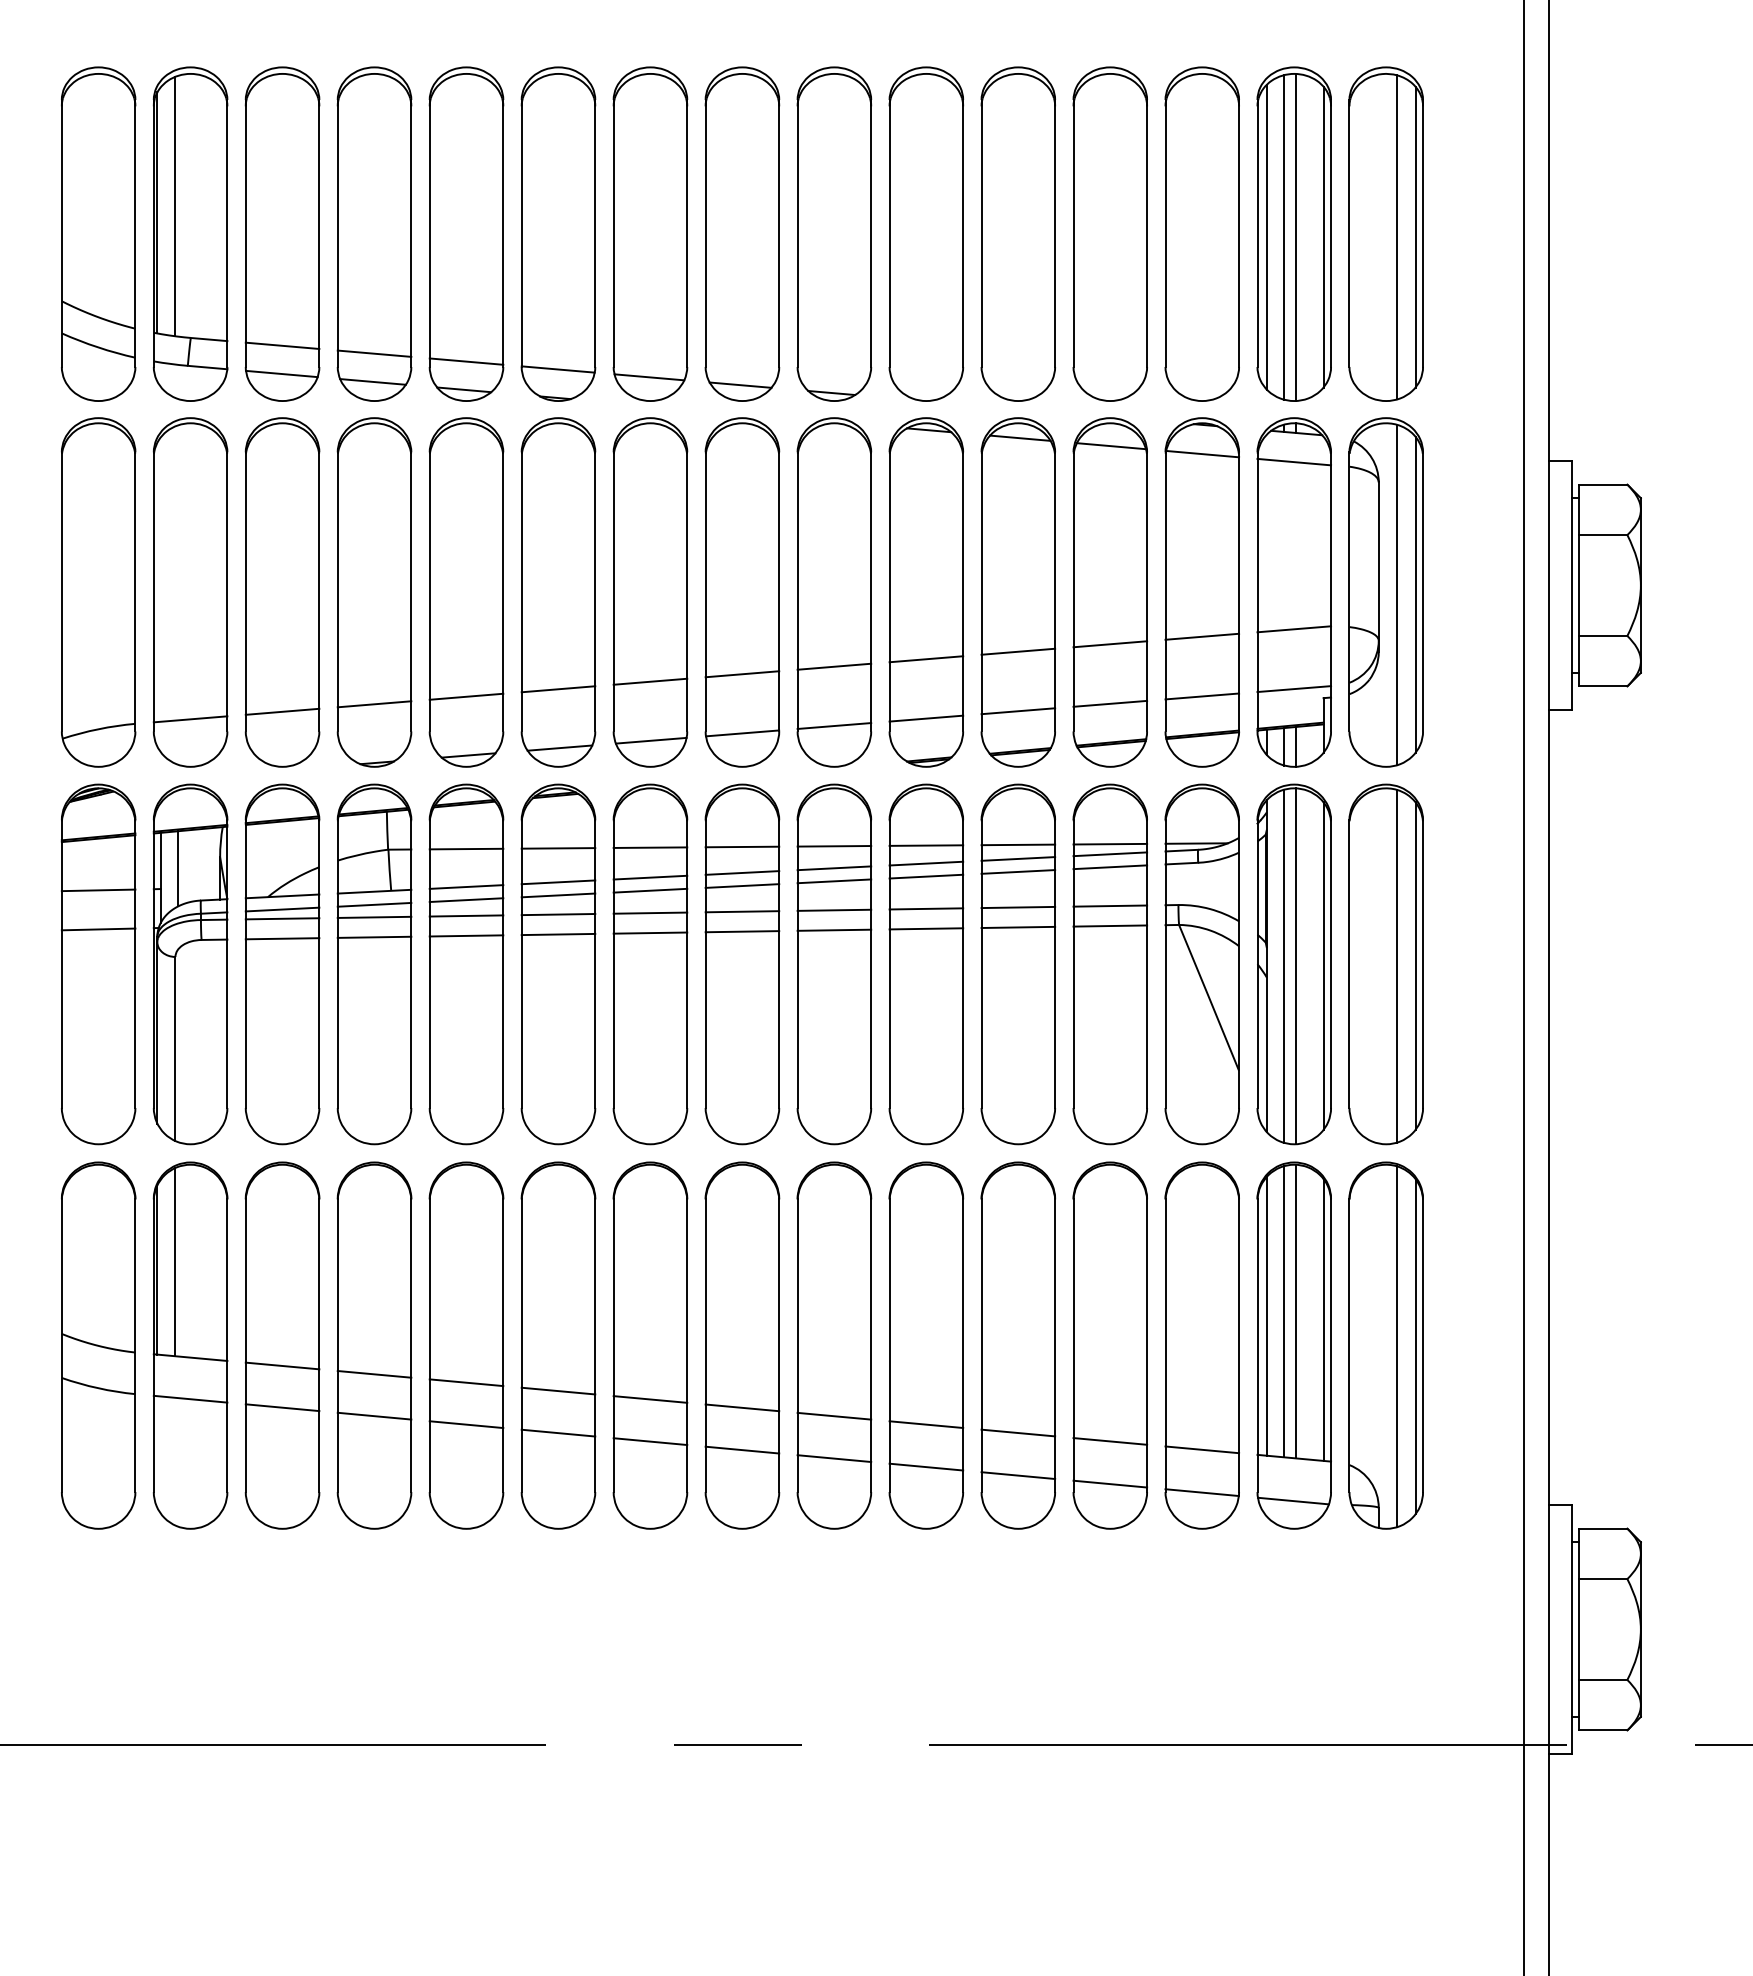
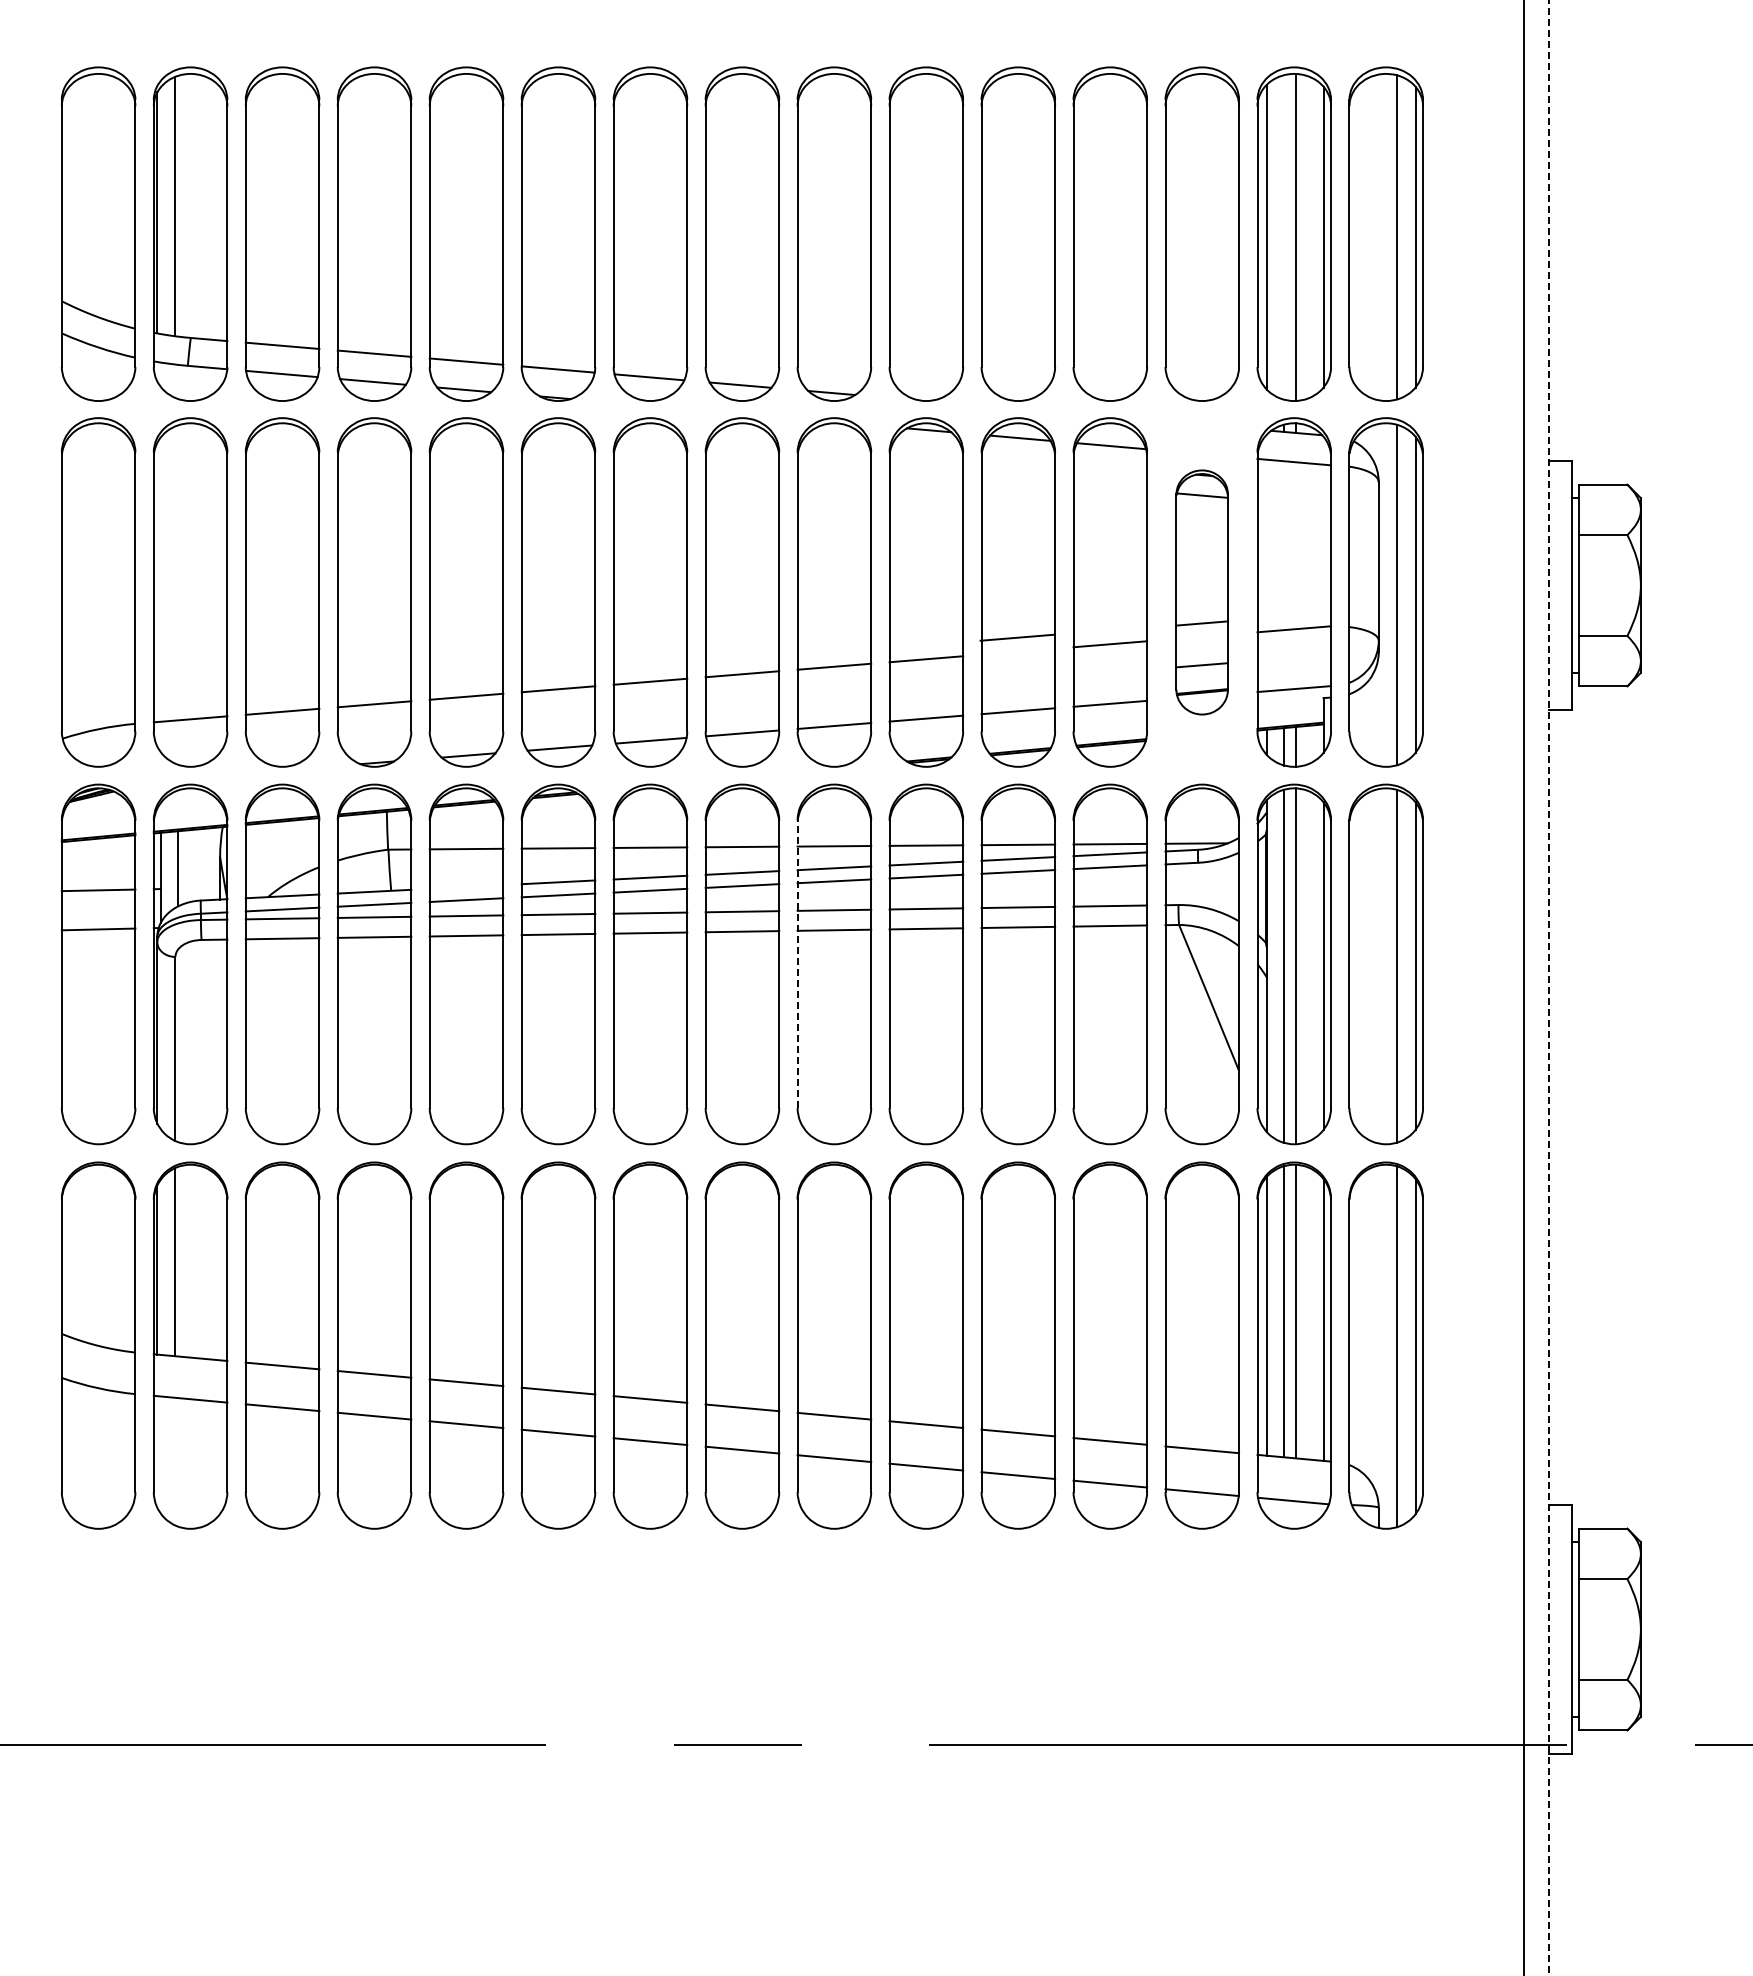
line: present -> none (1284, 237)
part size: 76x351 px -> 54x247 px (1201, 592)
line position: (1018, 651) -> (1017, 637) (1017, 637)
line: present -> none (466, 886)
line: solid -> dashed (797, 964)
line: solid -> dashed (1548, 988)
